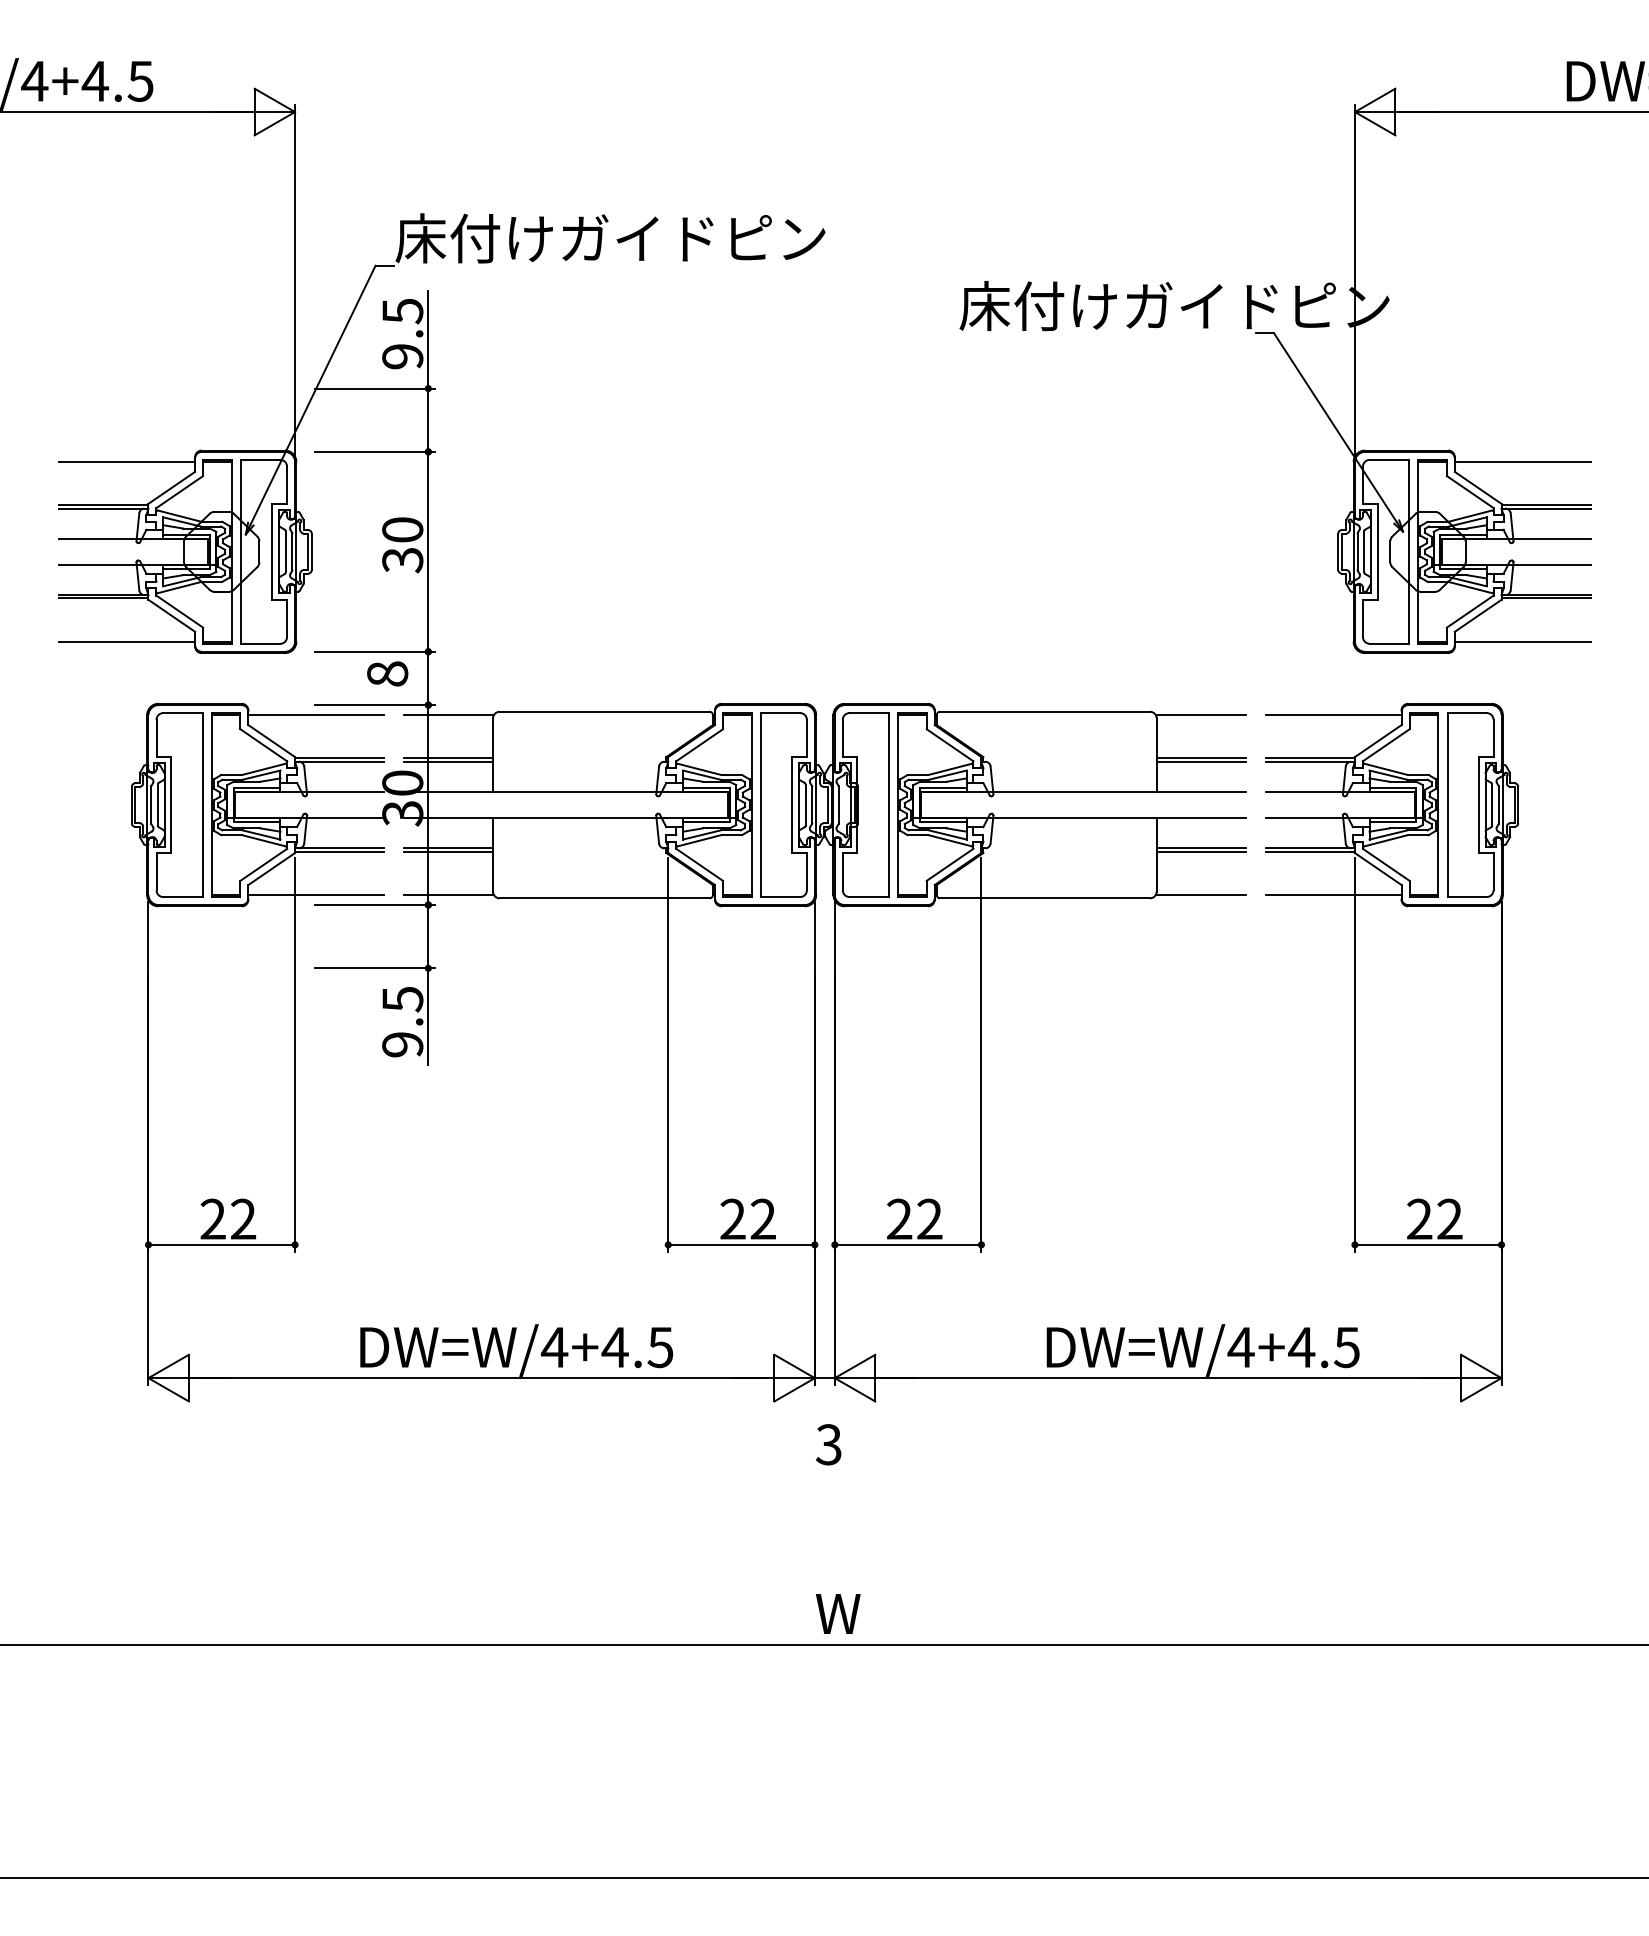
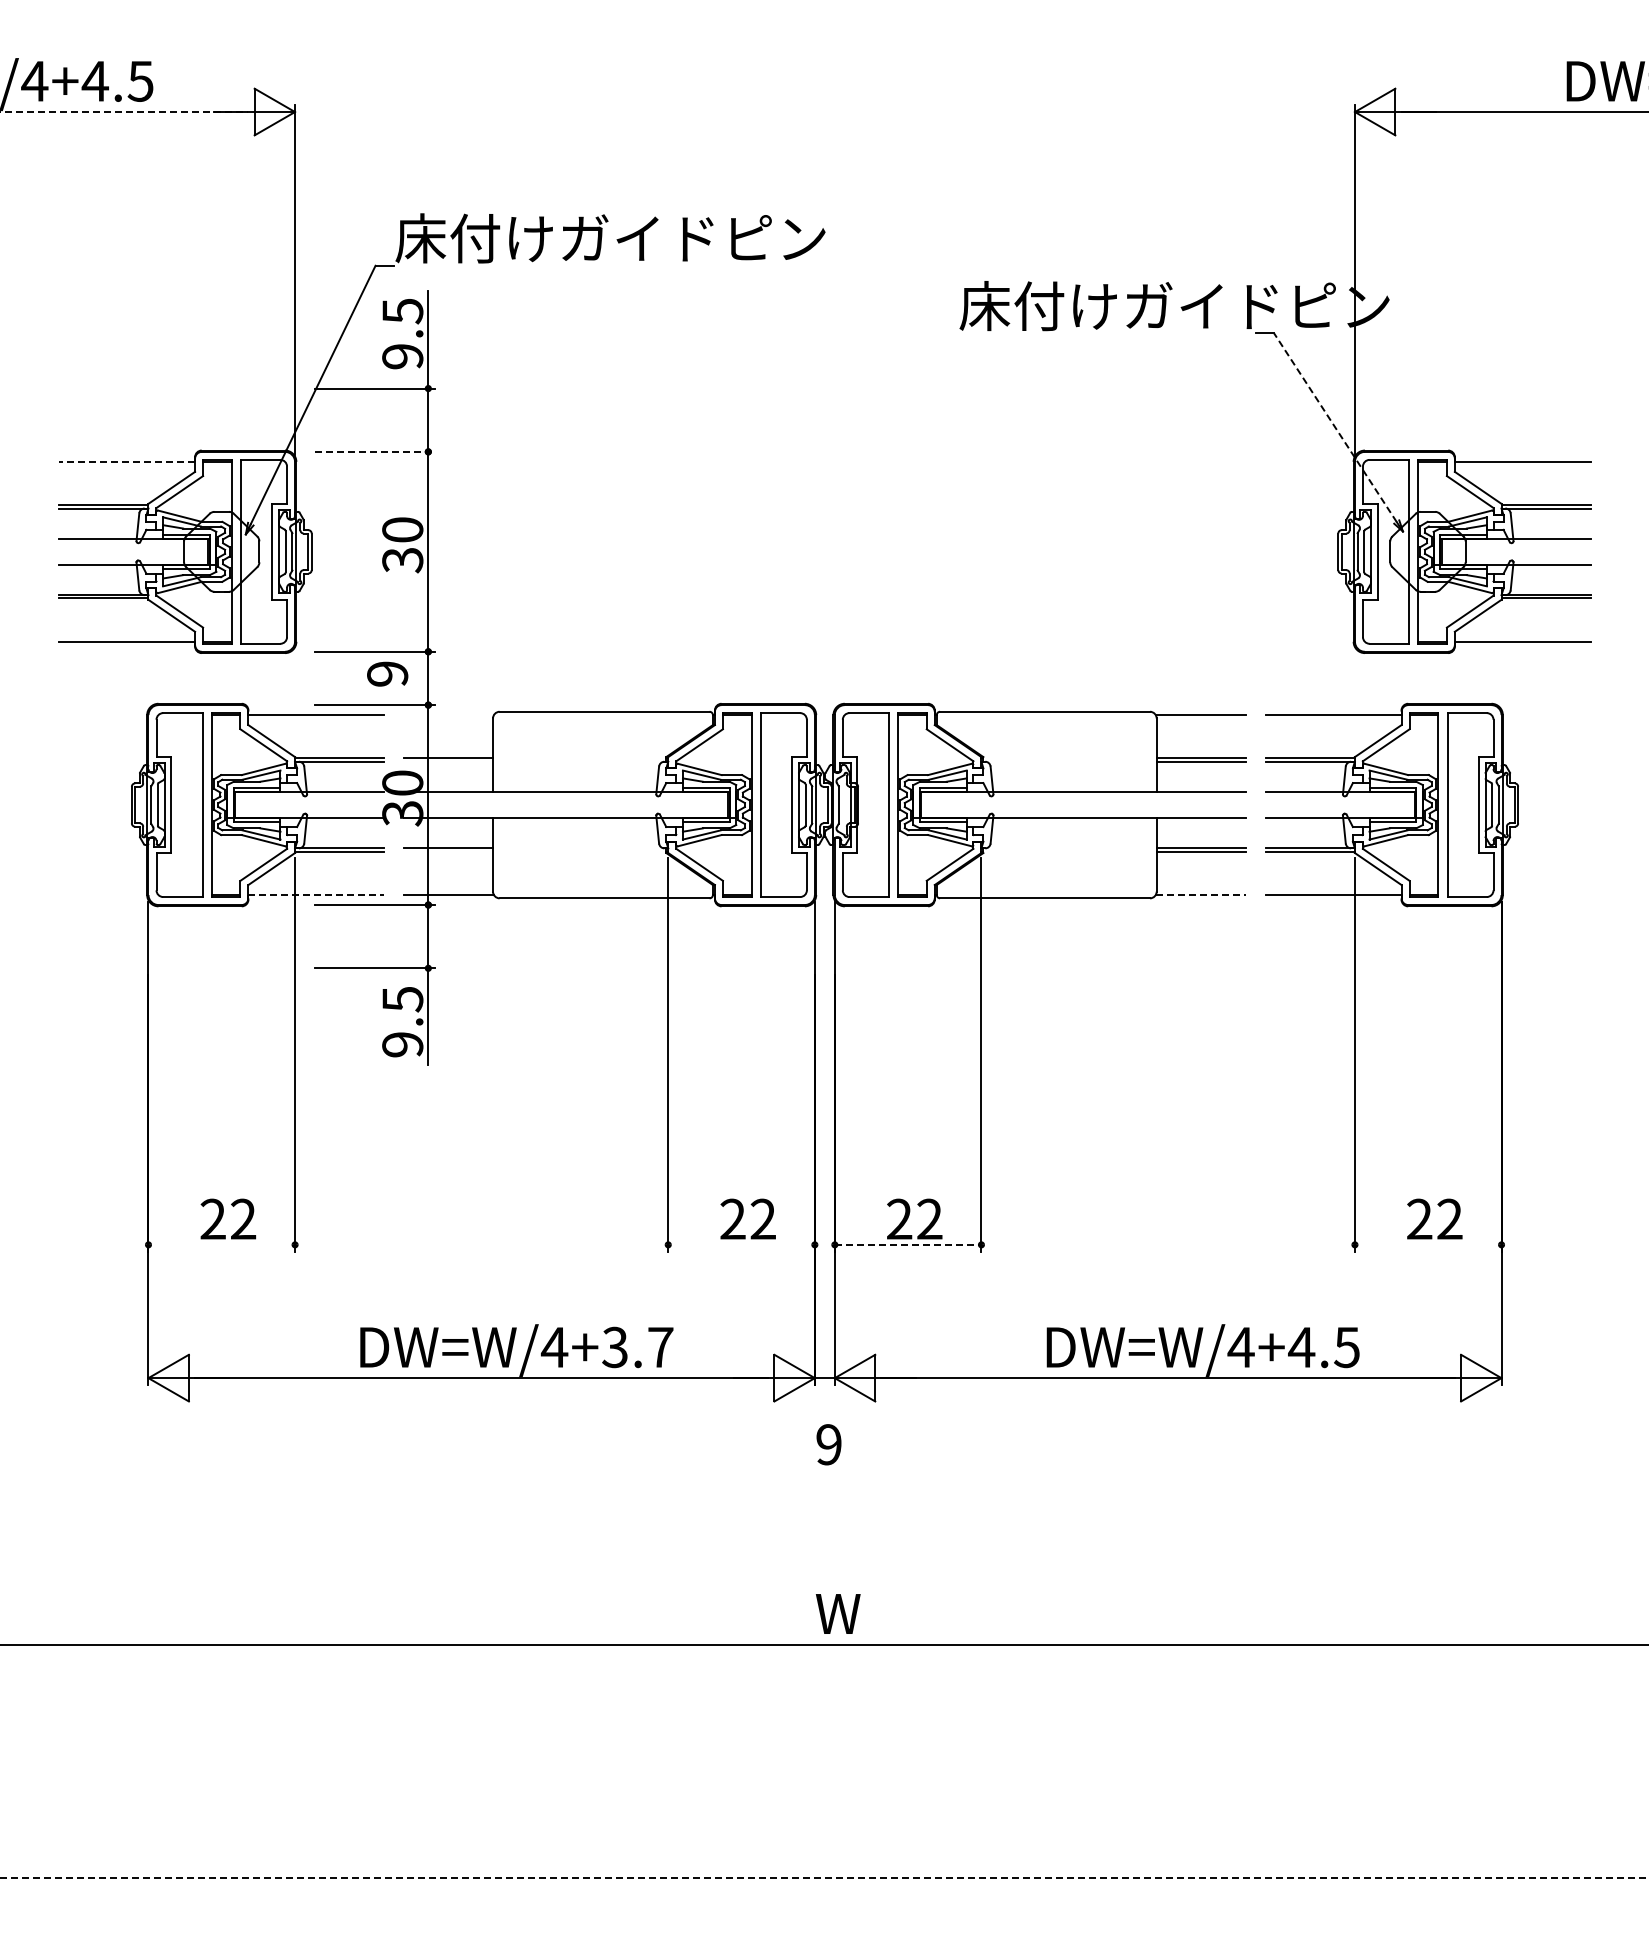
line: solid -> dashed (124, 112)
line: solid -> dashed (1335, 427)
line: solid -> dashed (375, 451)
line: solid -> dashed (127, 461)
text: 8 -> 9 (387, 673)
line: present -> none (448, 715)
line: present -> none (448, 761)
line: present -> none (448, 851)
line: solid -> dashed (316, 895)
line: solid -> dashed (1201, 895)
line: present -> none (221, 1244)
line: present -> none (741, 1244)
line: solid -> dashed (908, 1244)
line: present -> none (1427, 1244)
text: DW=W/4+4.5 -> DW=W/4+3.7 (637, 1347)
text: 3 -> 9 (828, 1444)
line: solid -> dashed (823, 1877)
